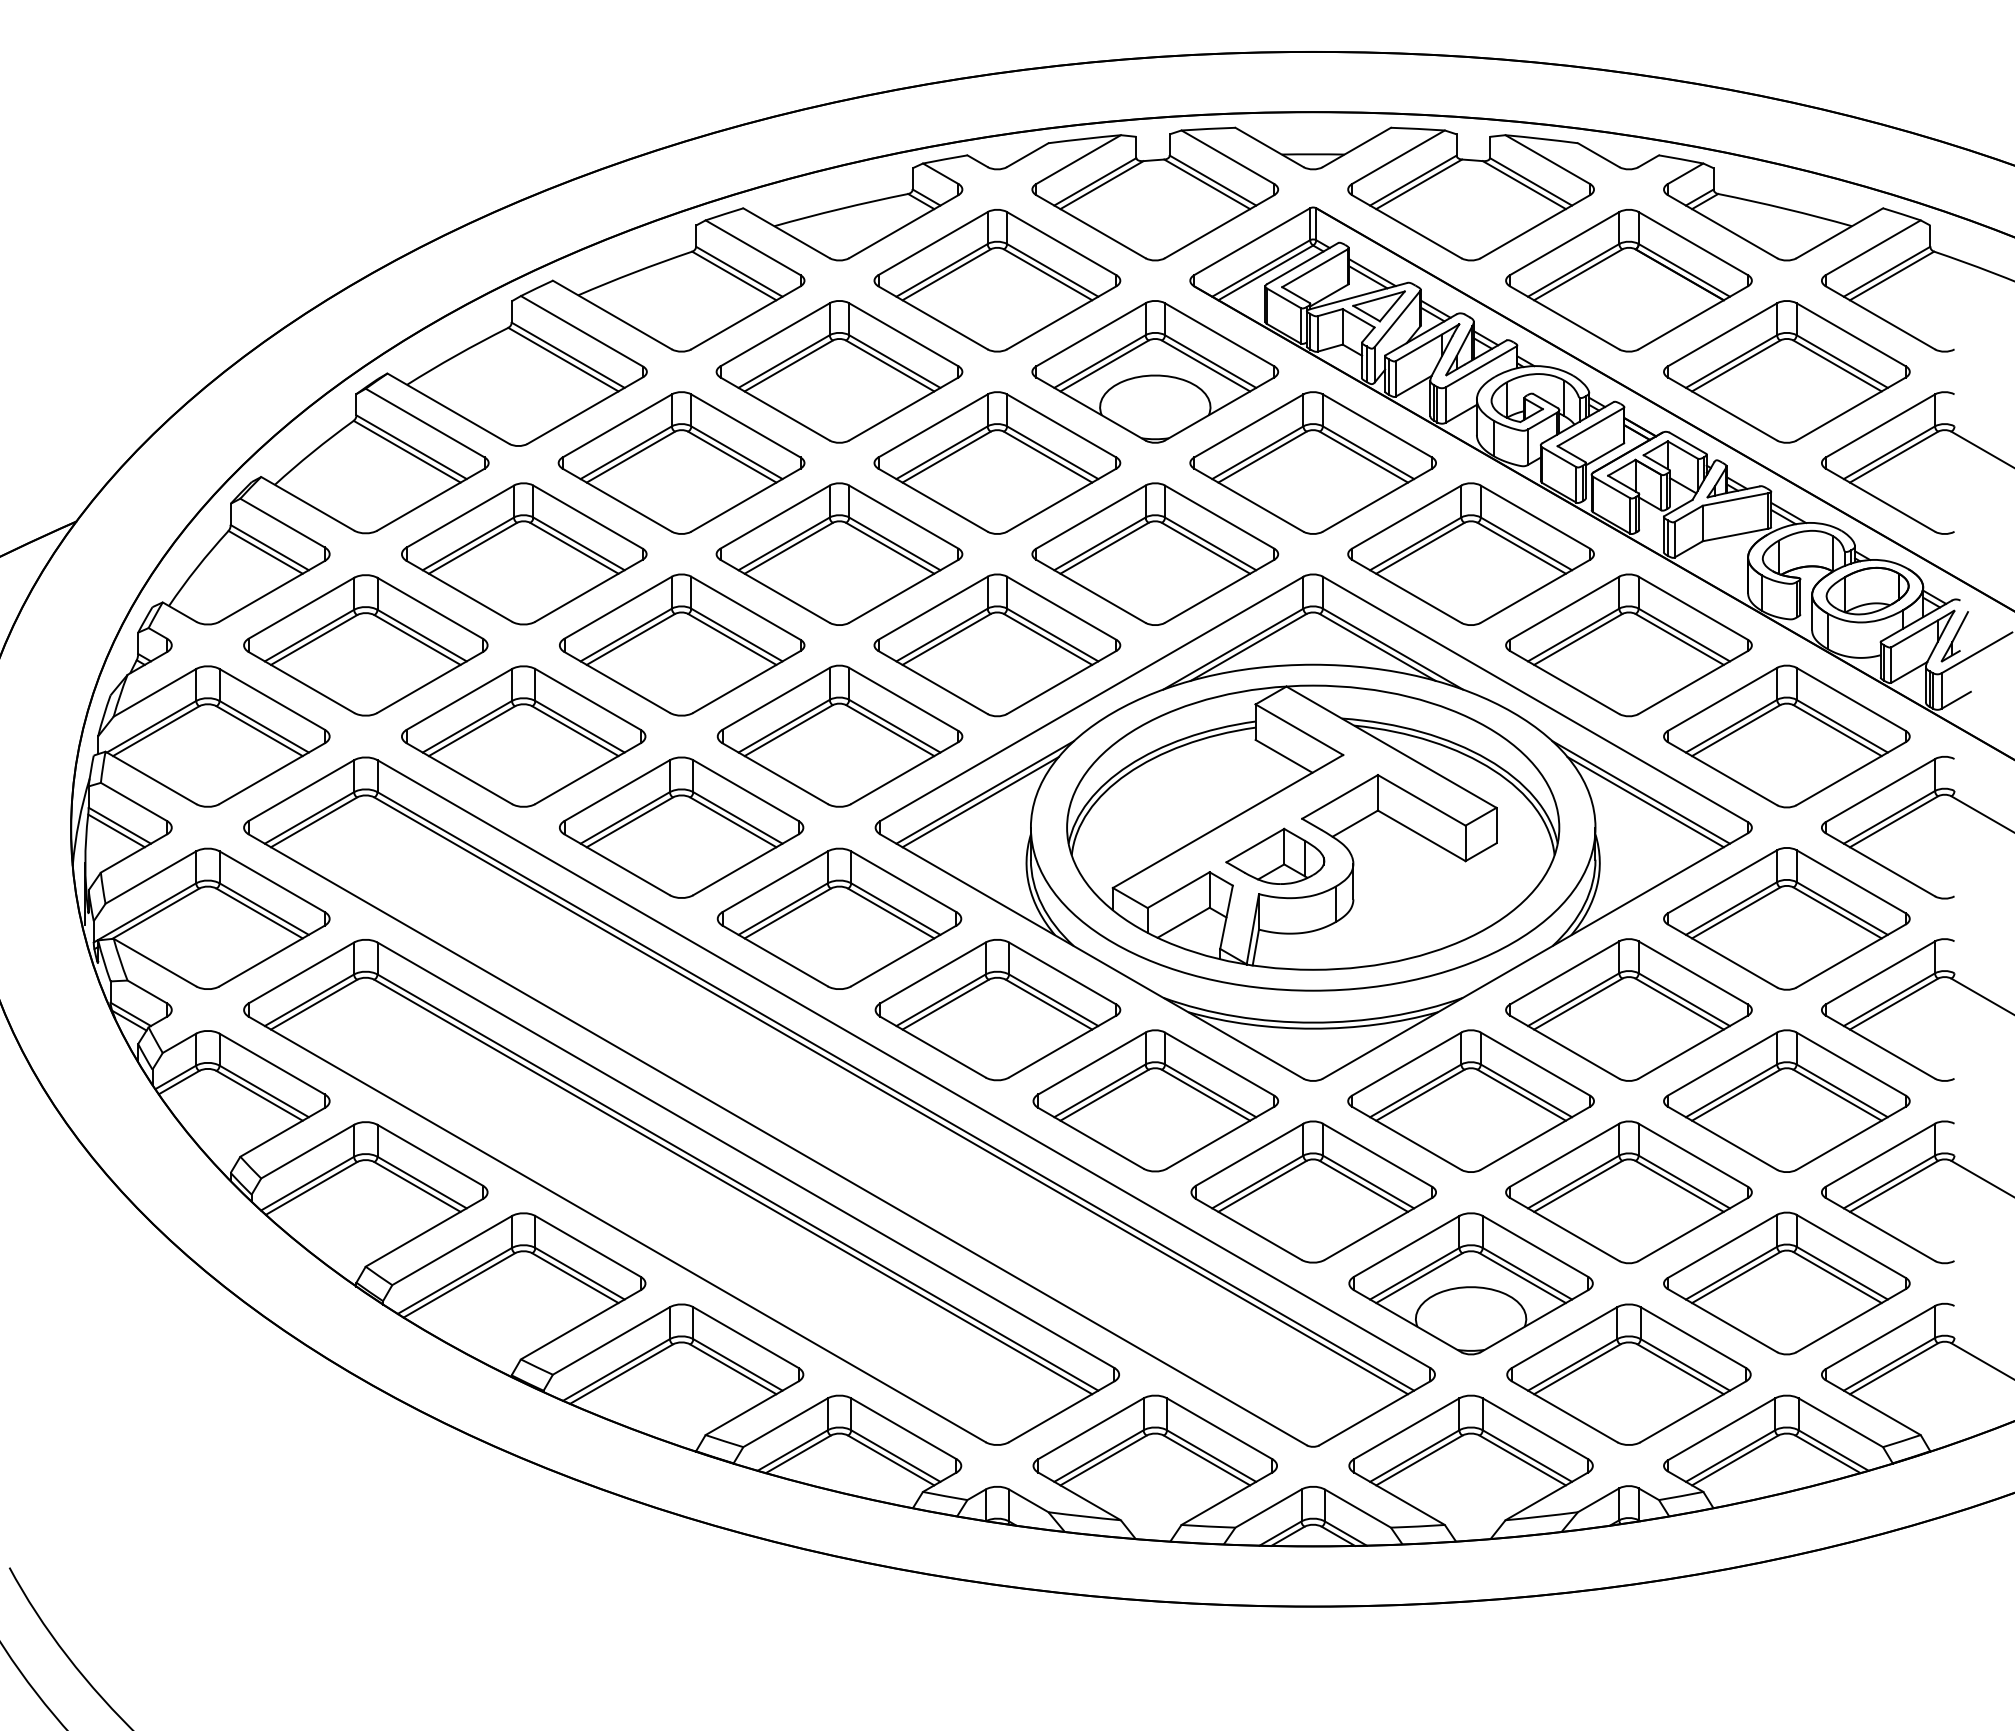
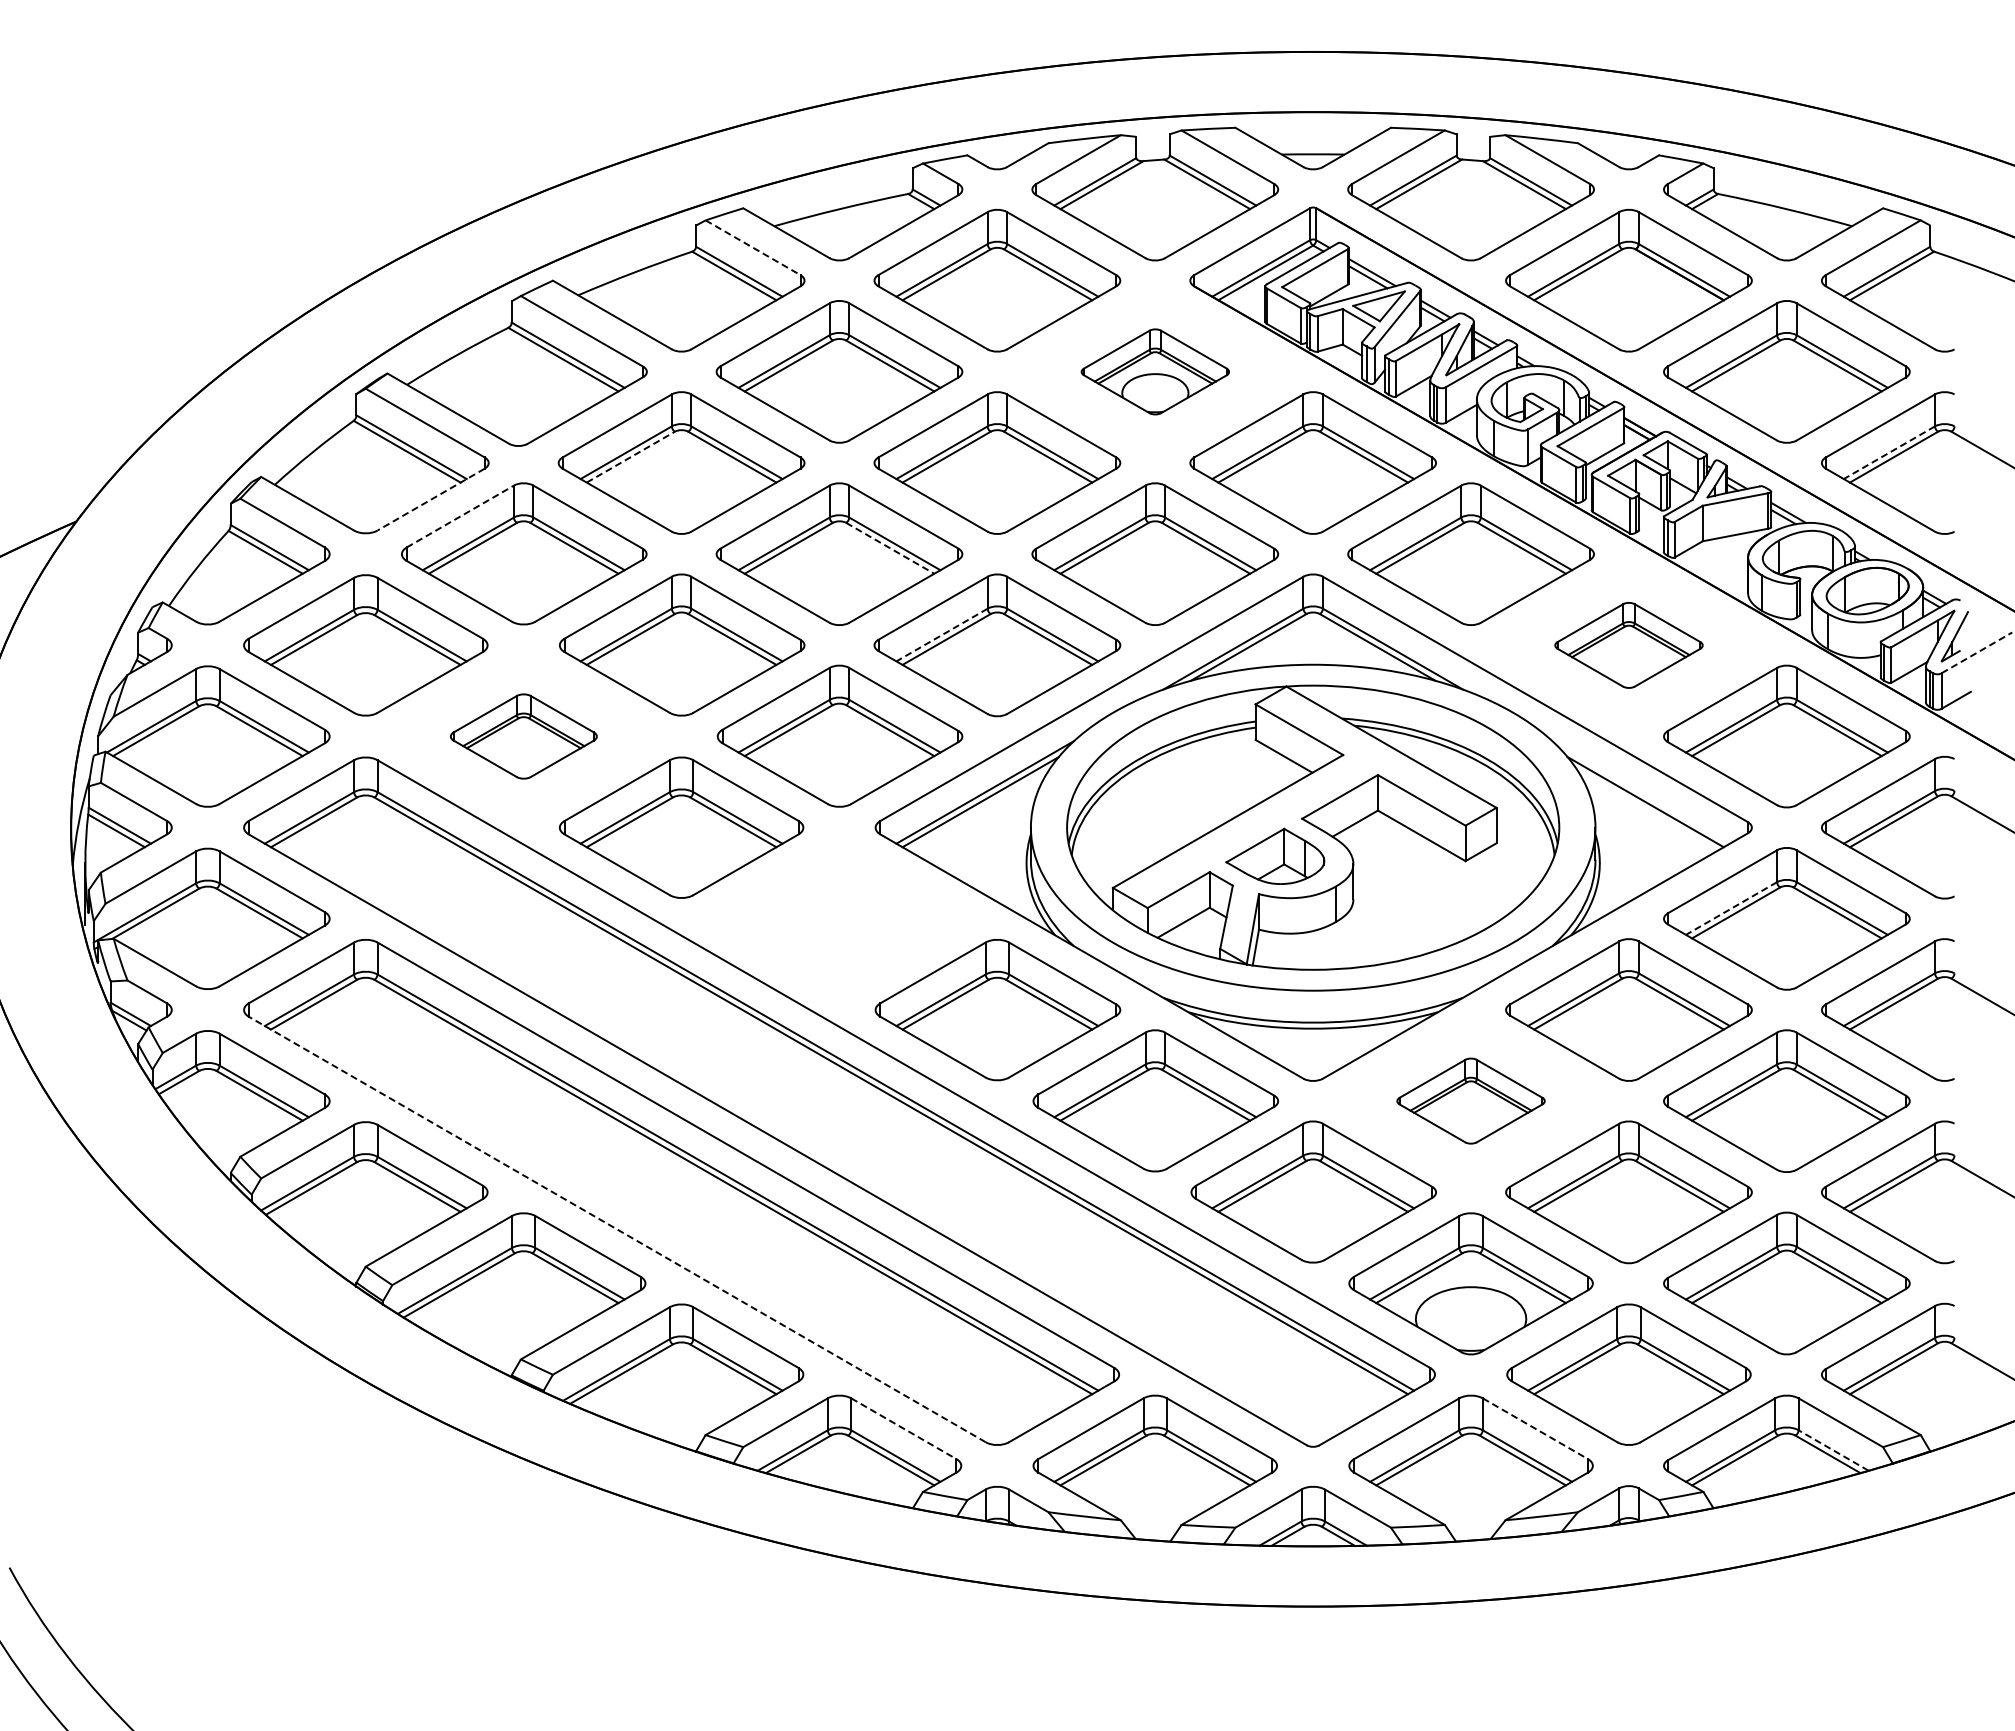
line: solid -> dashed (753, 247)
part size: 249x144 px -> 150x88 px (1154, 371)
line: solid -> dashed (1889, 452)
line: solid -> dashed (630, 457)
line: solid -> dashed (431, 499)
line: solid -> dashed (460, 516)
line: solid -> dashed (890, 548)
line: solid -> dashed (942, 635)
part size: 248x145 px -> 150x87 px (1628, 645)
line: solid -> dashed (1977, 652)
part size: 246x143 px -> 148x87 px (523, 736)
line: present -> none (1640, 792)
line: solid -> dashed (1731, 908)
part: present -> none (839, 918)
part size: 248x144 px -> 150x88 px (1470, 1100)
line: solid -> dashed (616, 1229)
line: solid -> dashed (903, 1428)
line: solid -> dashed (1535, 1428)
line: solid -> dashed (1833, 1450)
